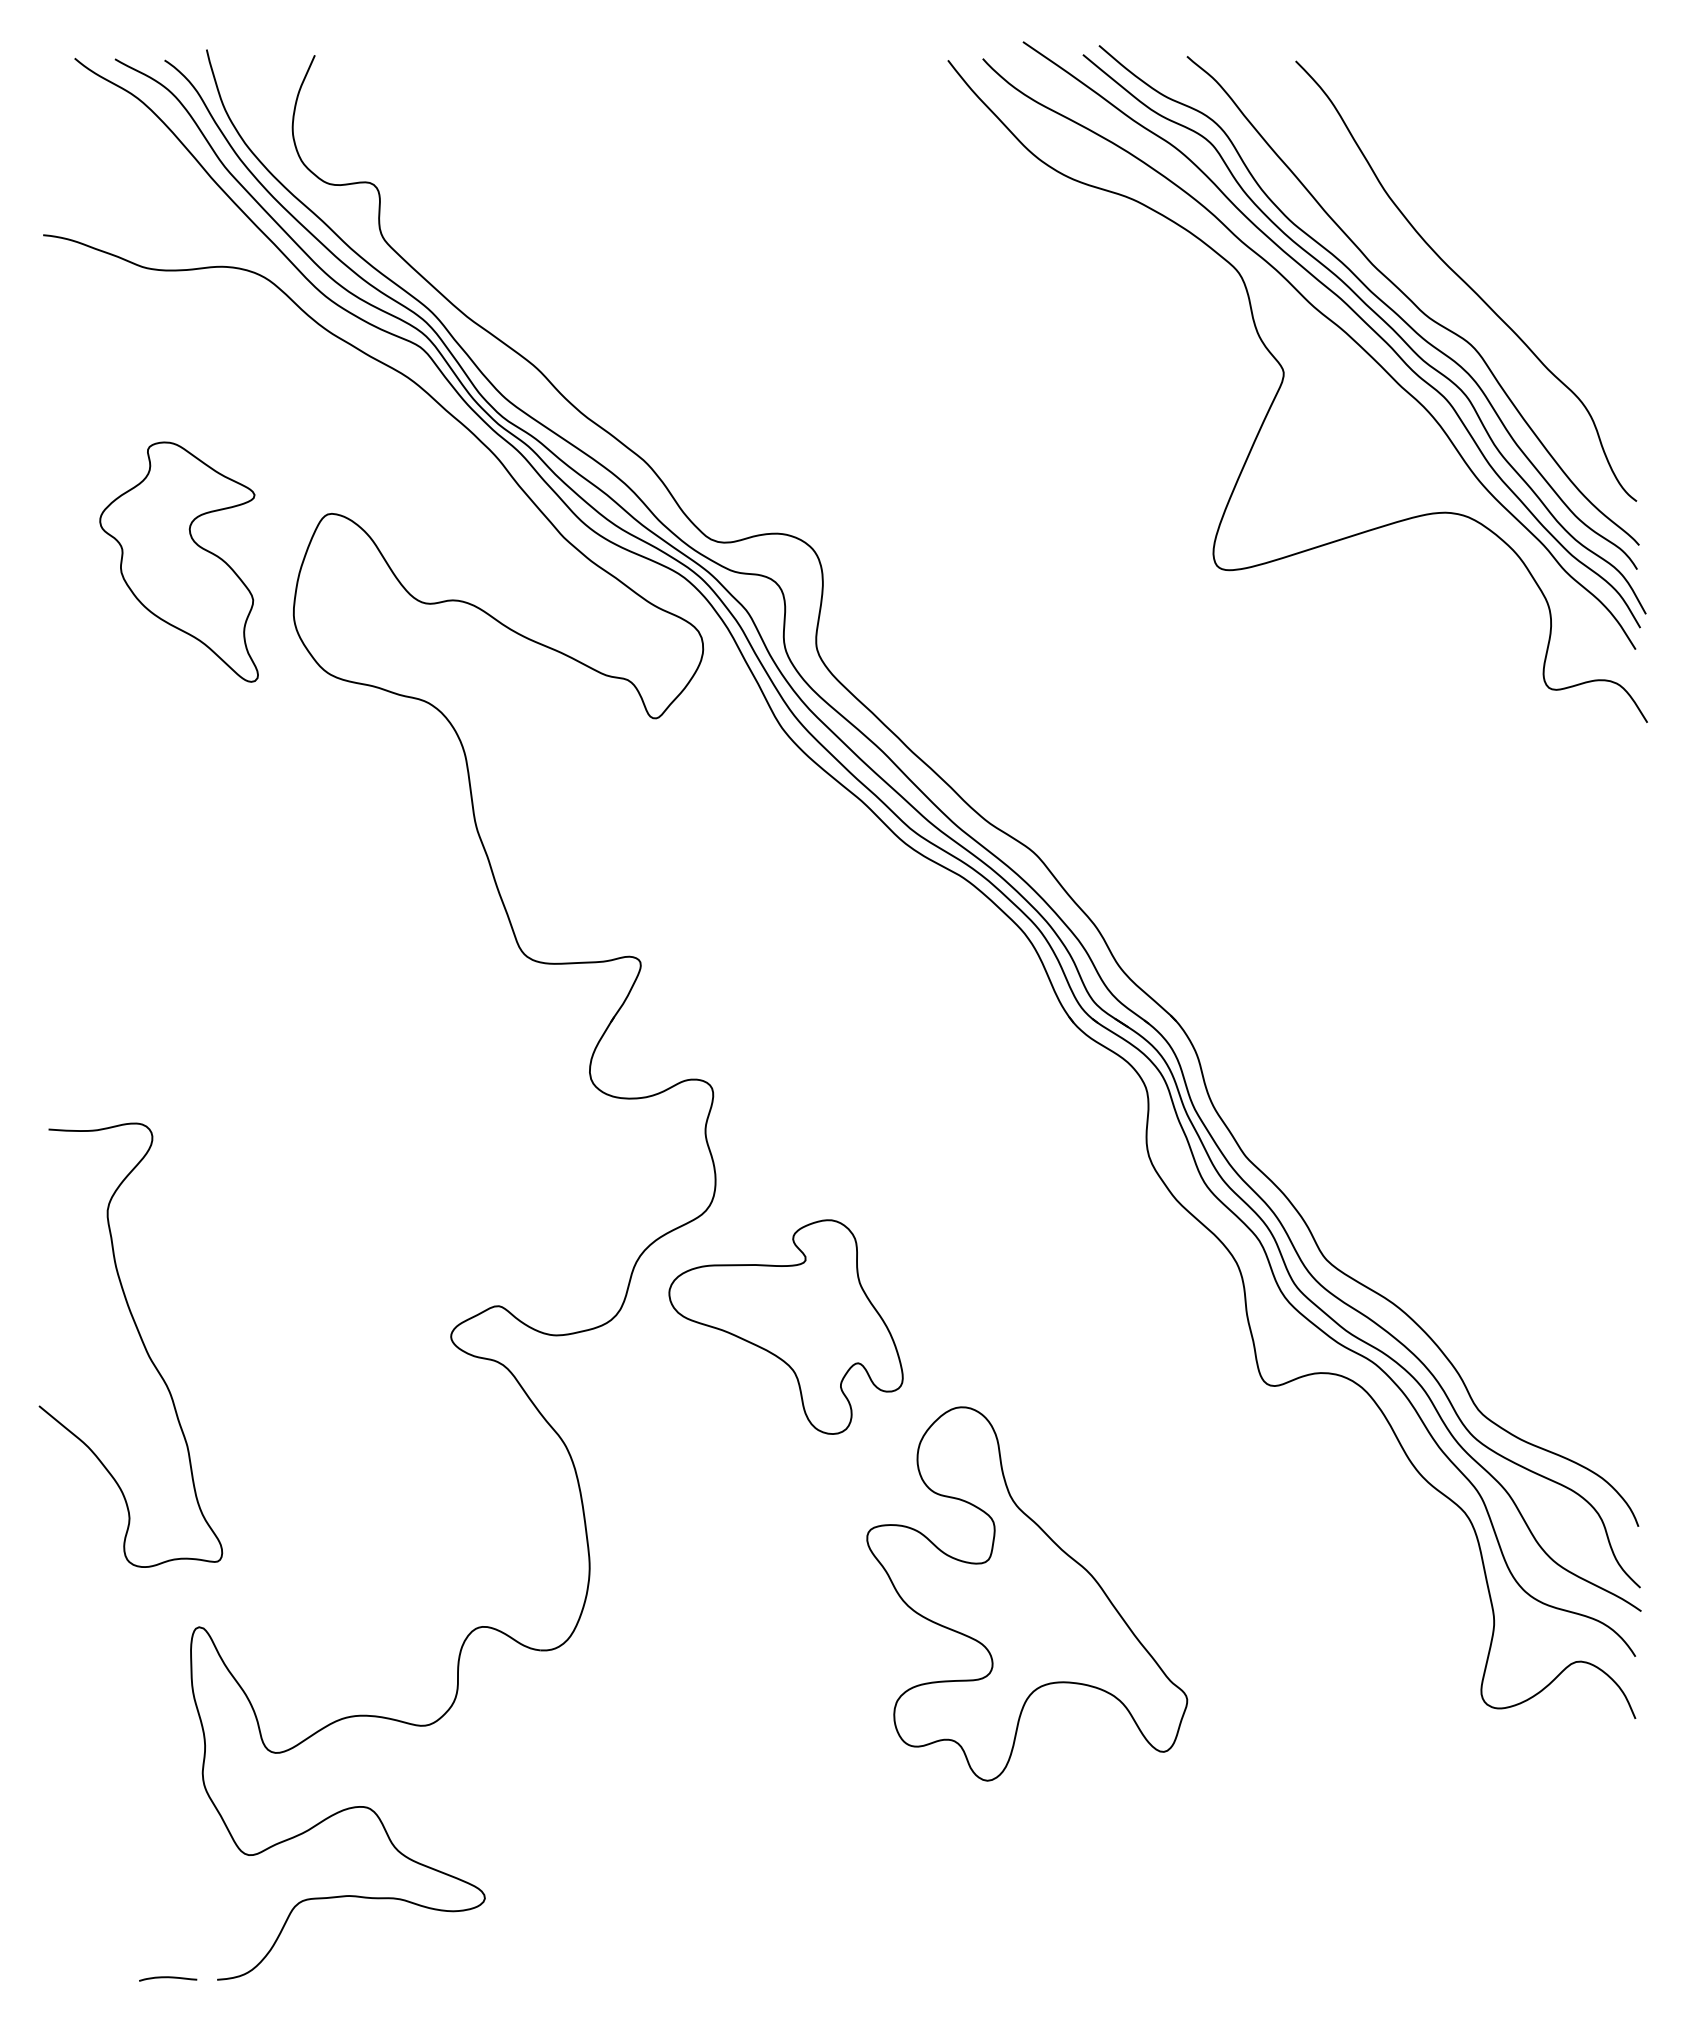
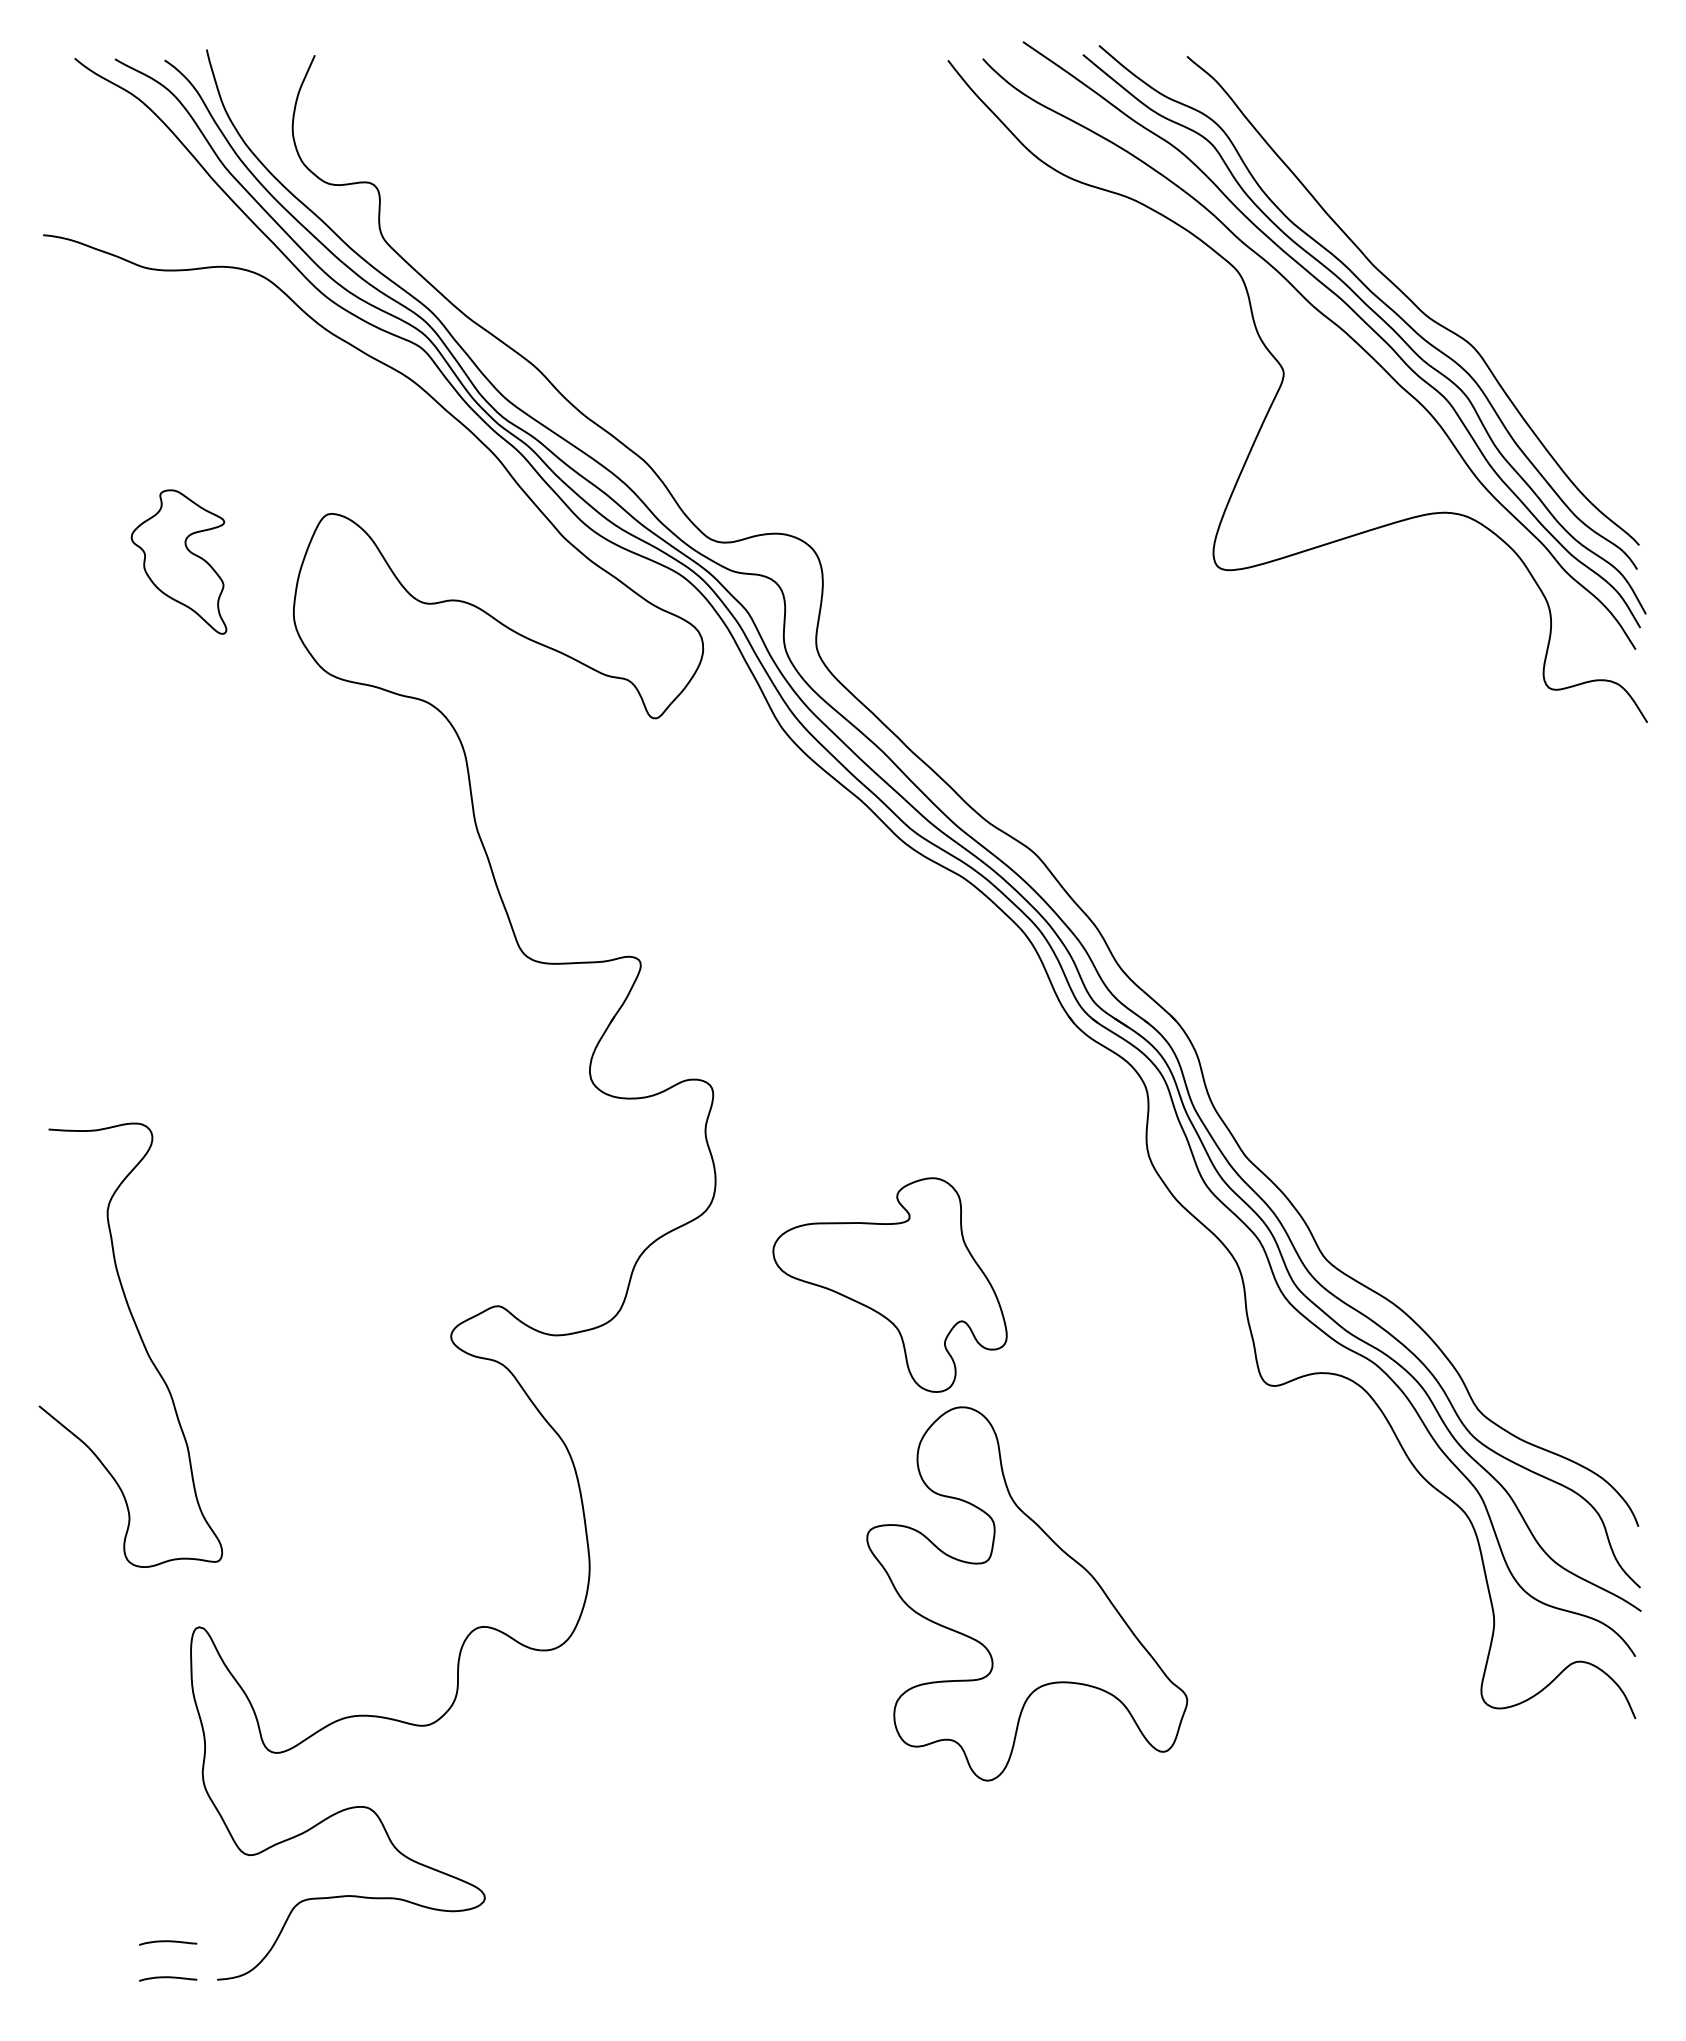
curve: present -> none (1465, 281)
part size: 160x242 px -> 98x146 px (178, 561)
part position: (785, 1326) -> (889, 1284) (889, 1284)
curve: none -> present (168, 1942)
